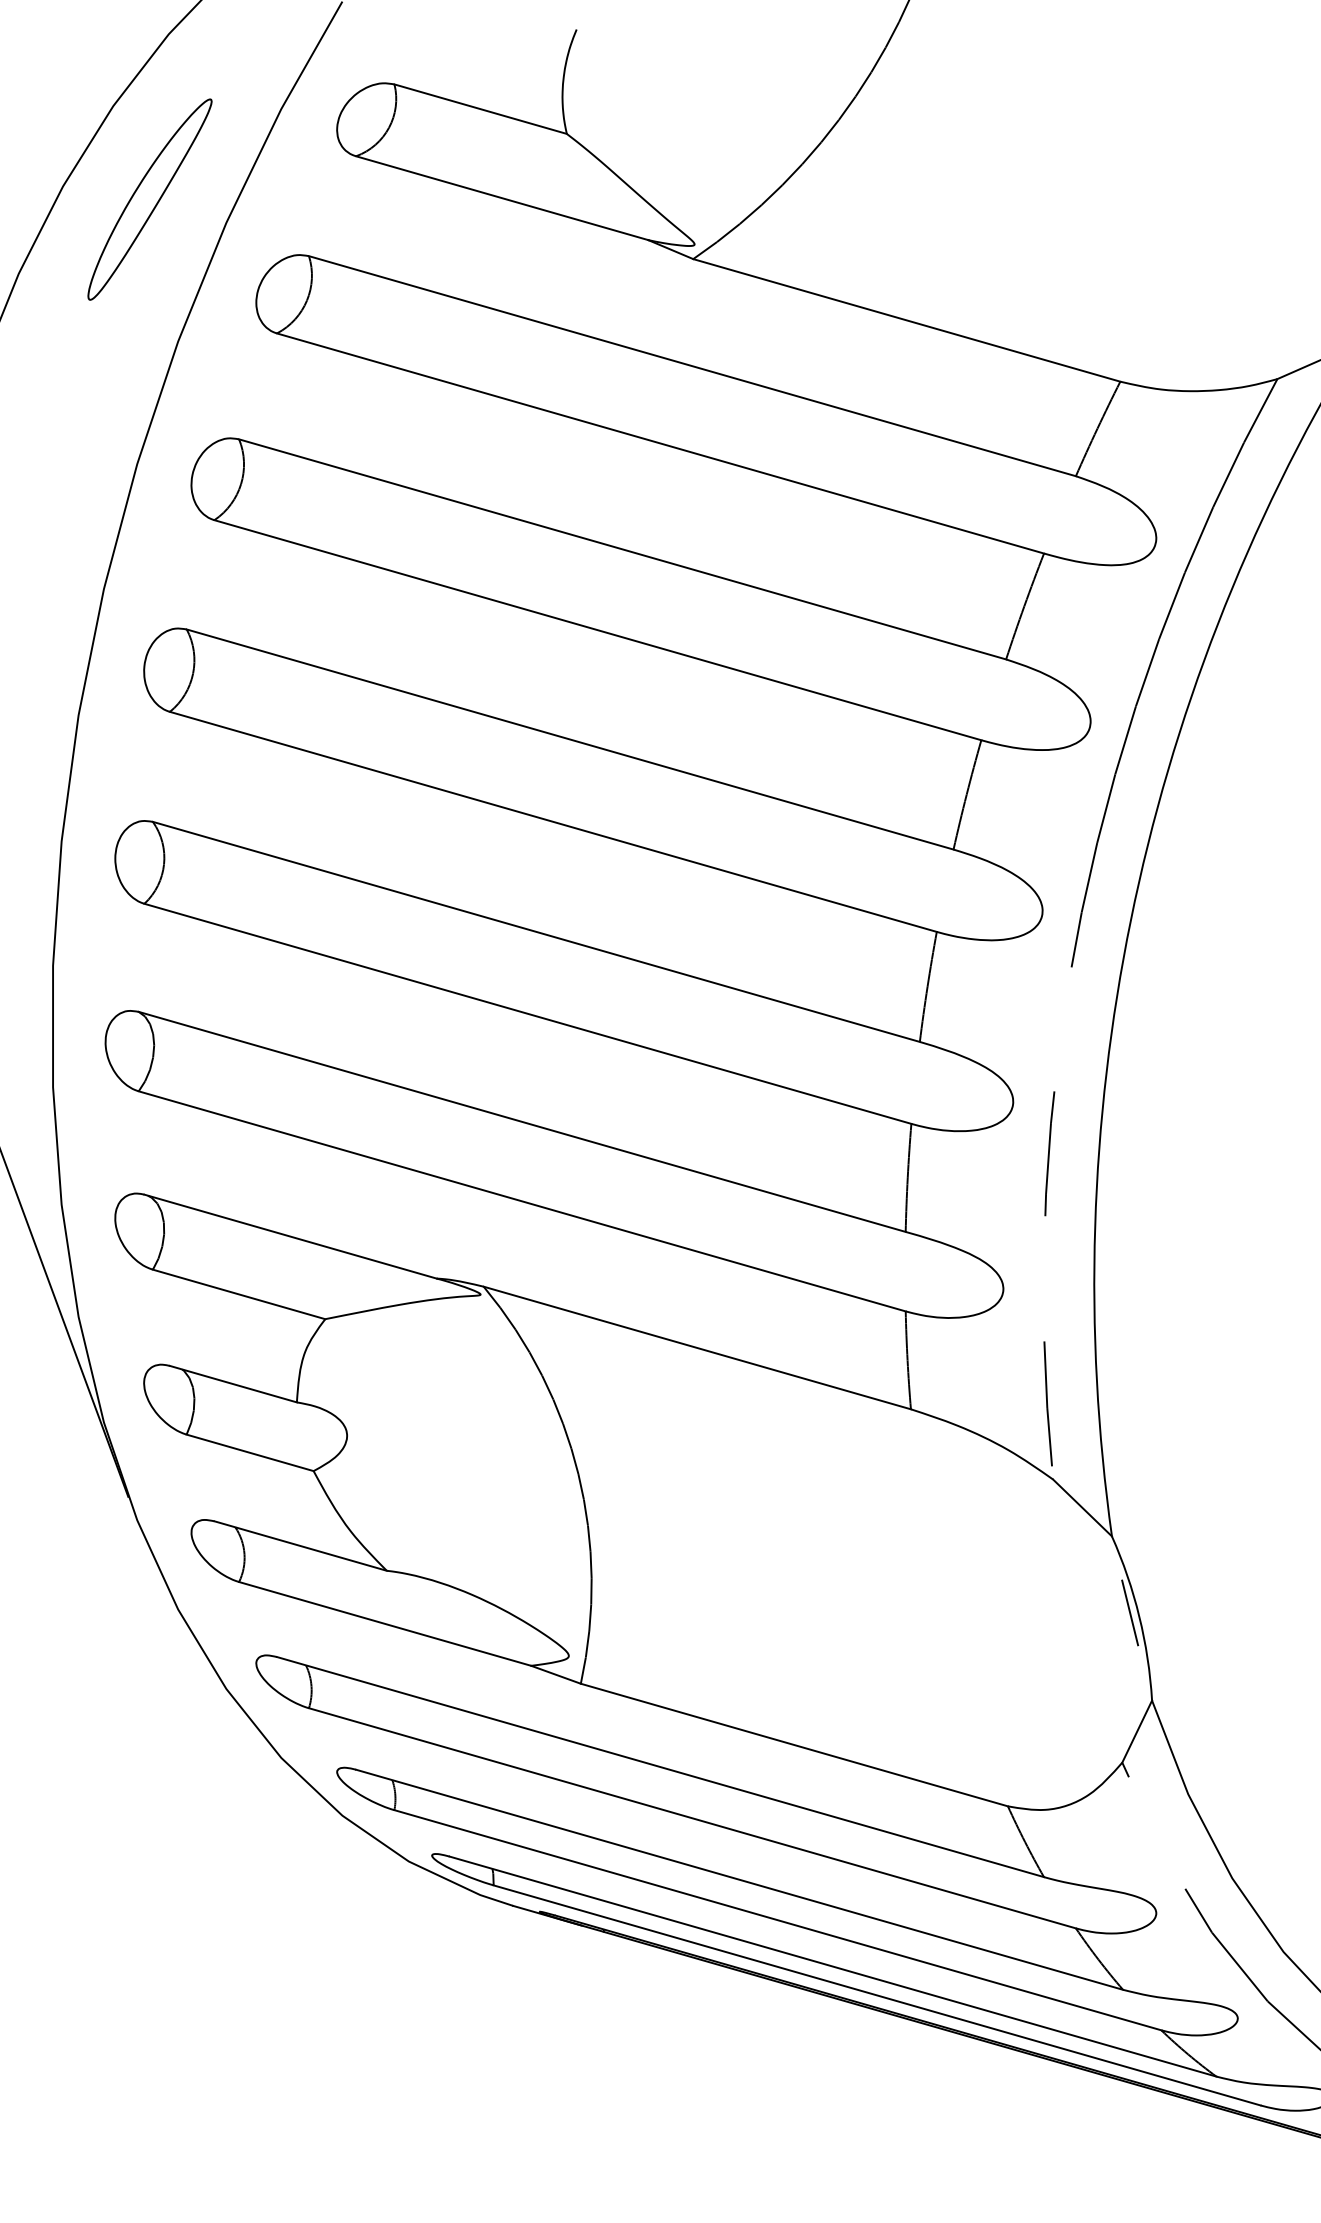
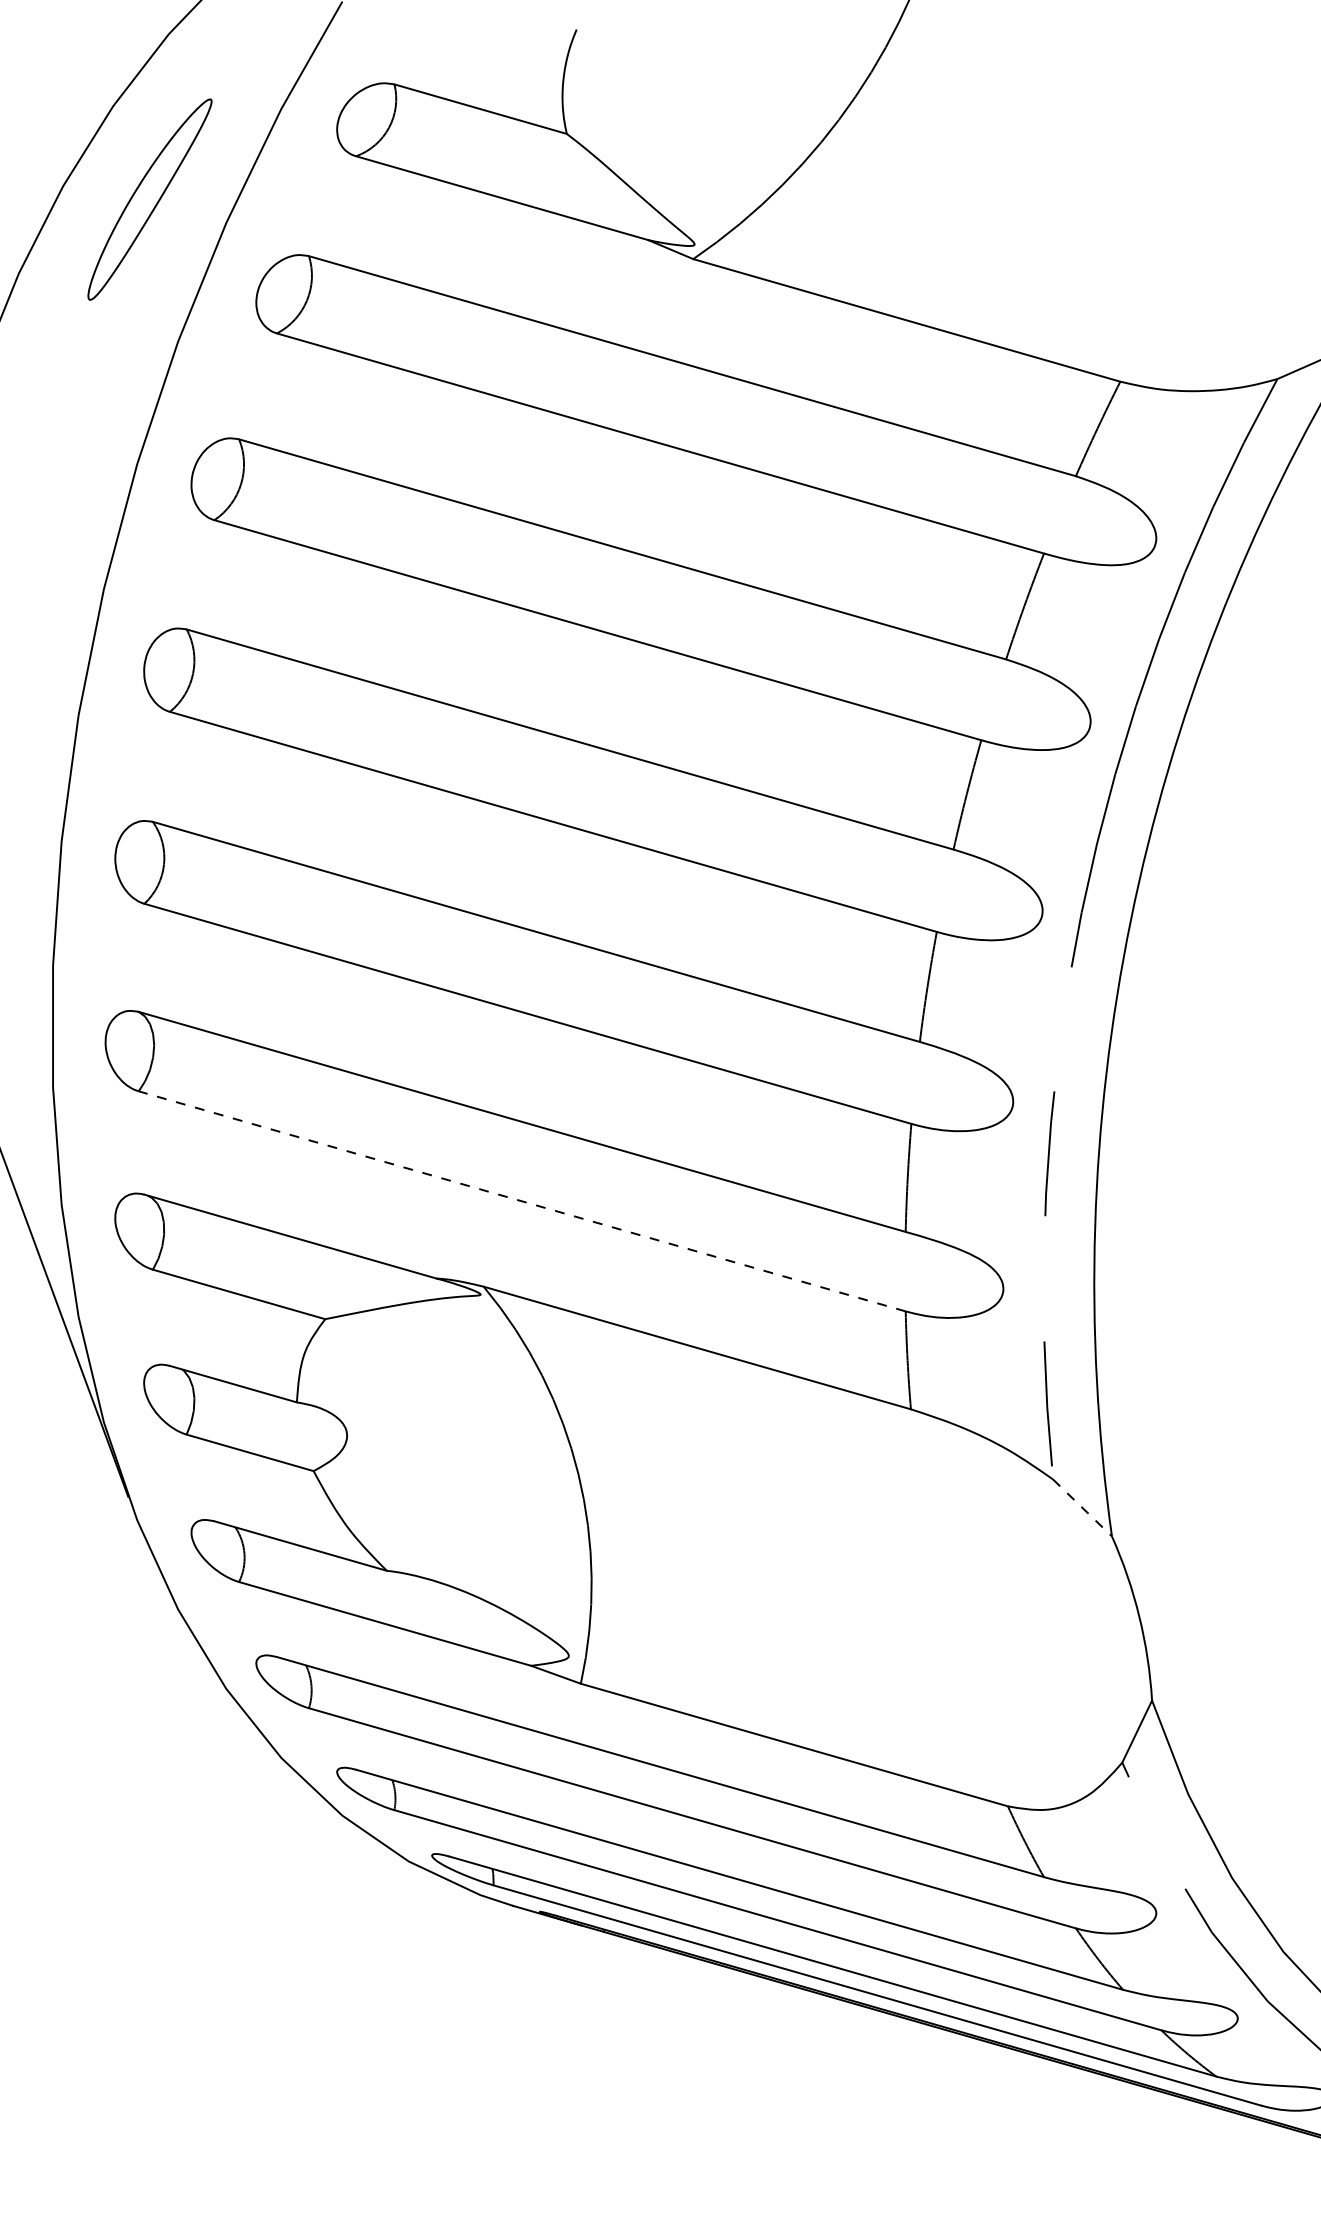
line: solid -> dashed (522, 1201)
line: solid -> dashed (1082, 1507)
line: present -> none (1130, 1612)
